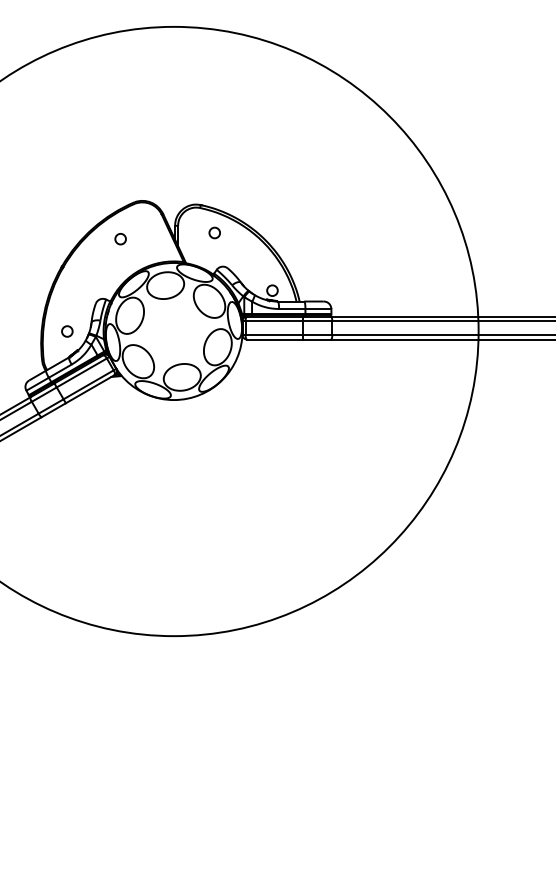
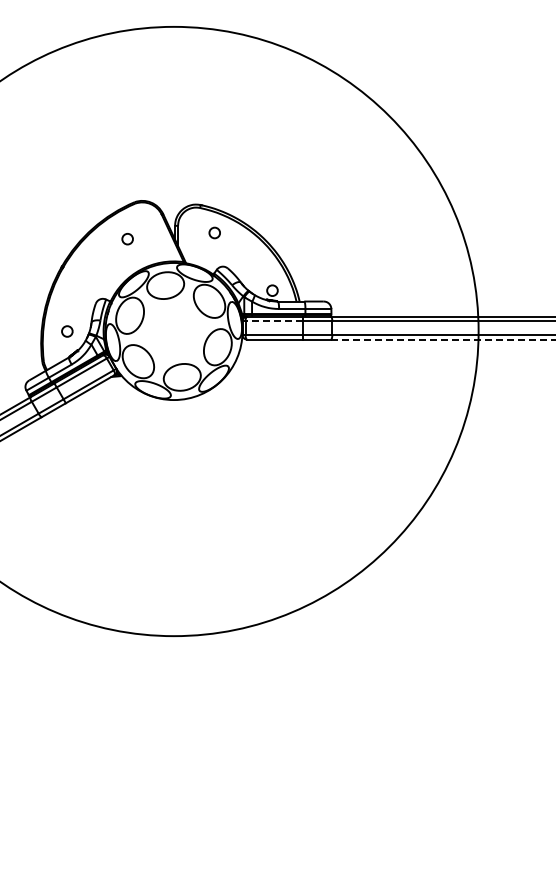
circle position: (120, 239) -> (127, 239) (127, 239)
line: solid -> dashed (274, 321)
line: solid -> dashed (443, 339)
